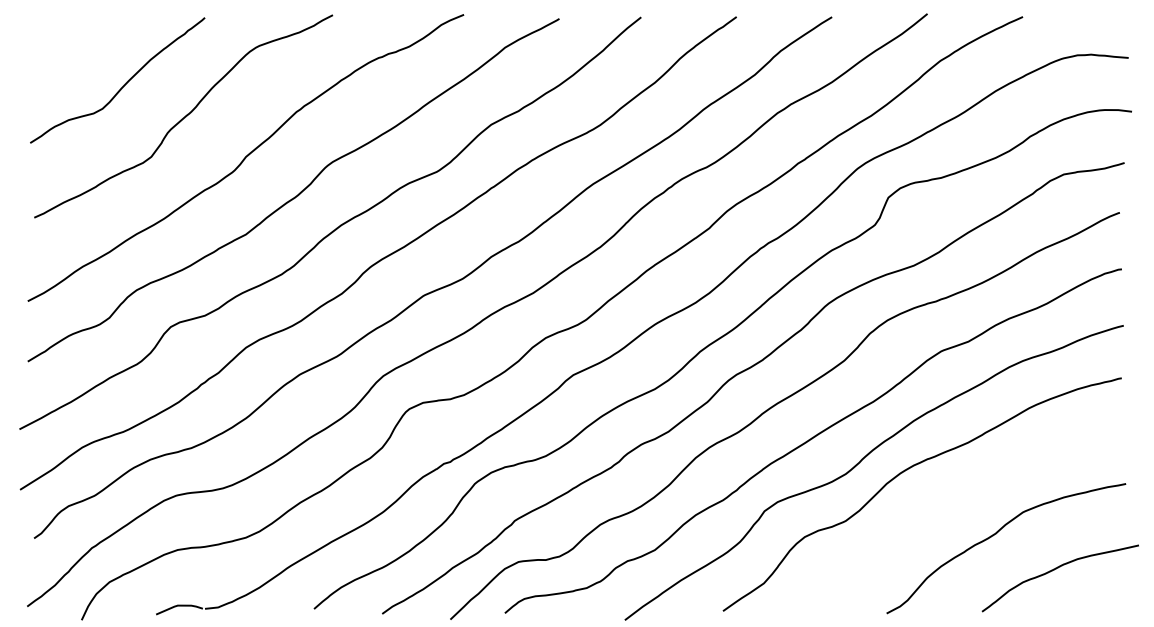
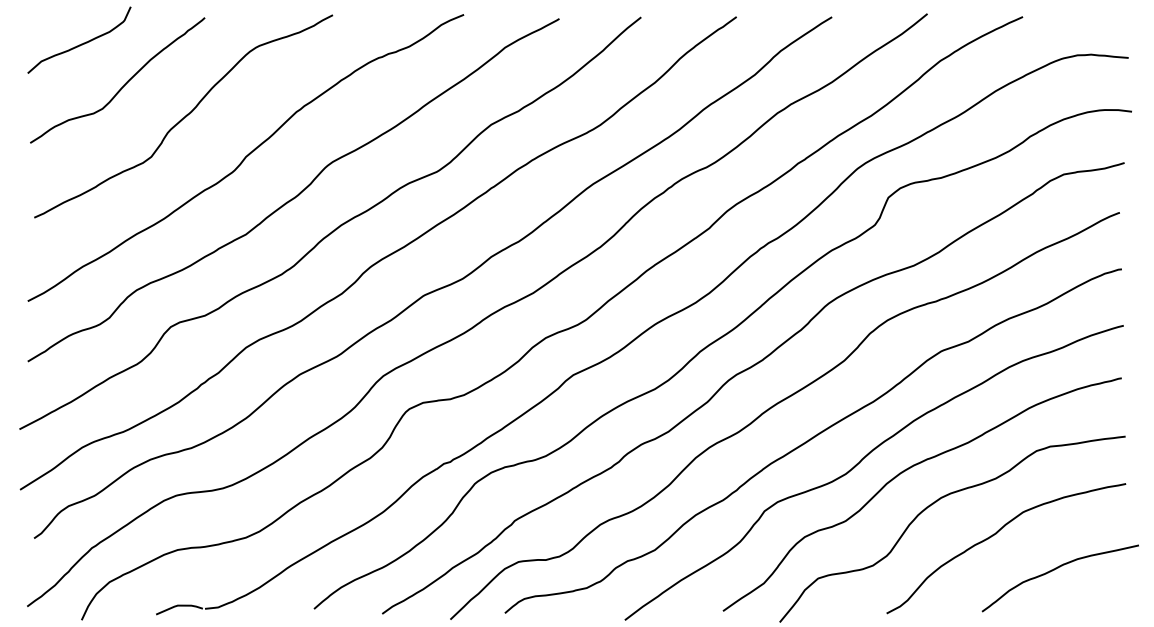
curve: none -> present (81, 43)
curve: none -> present (932, 505)
